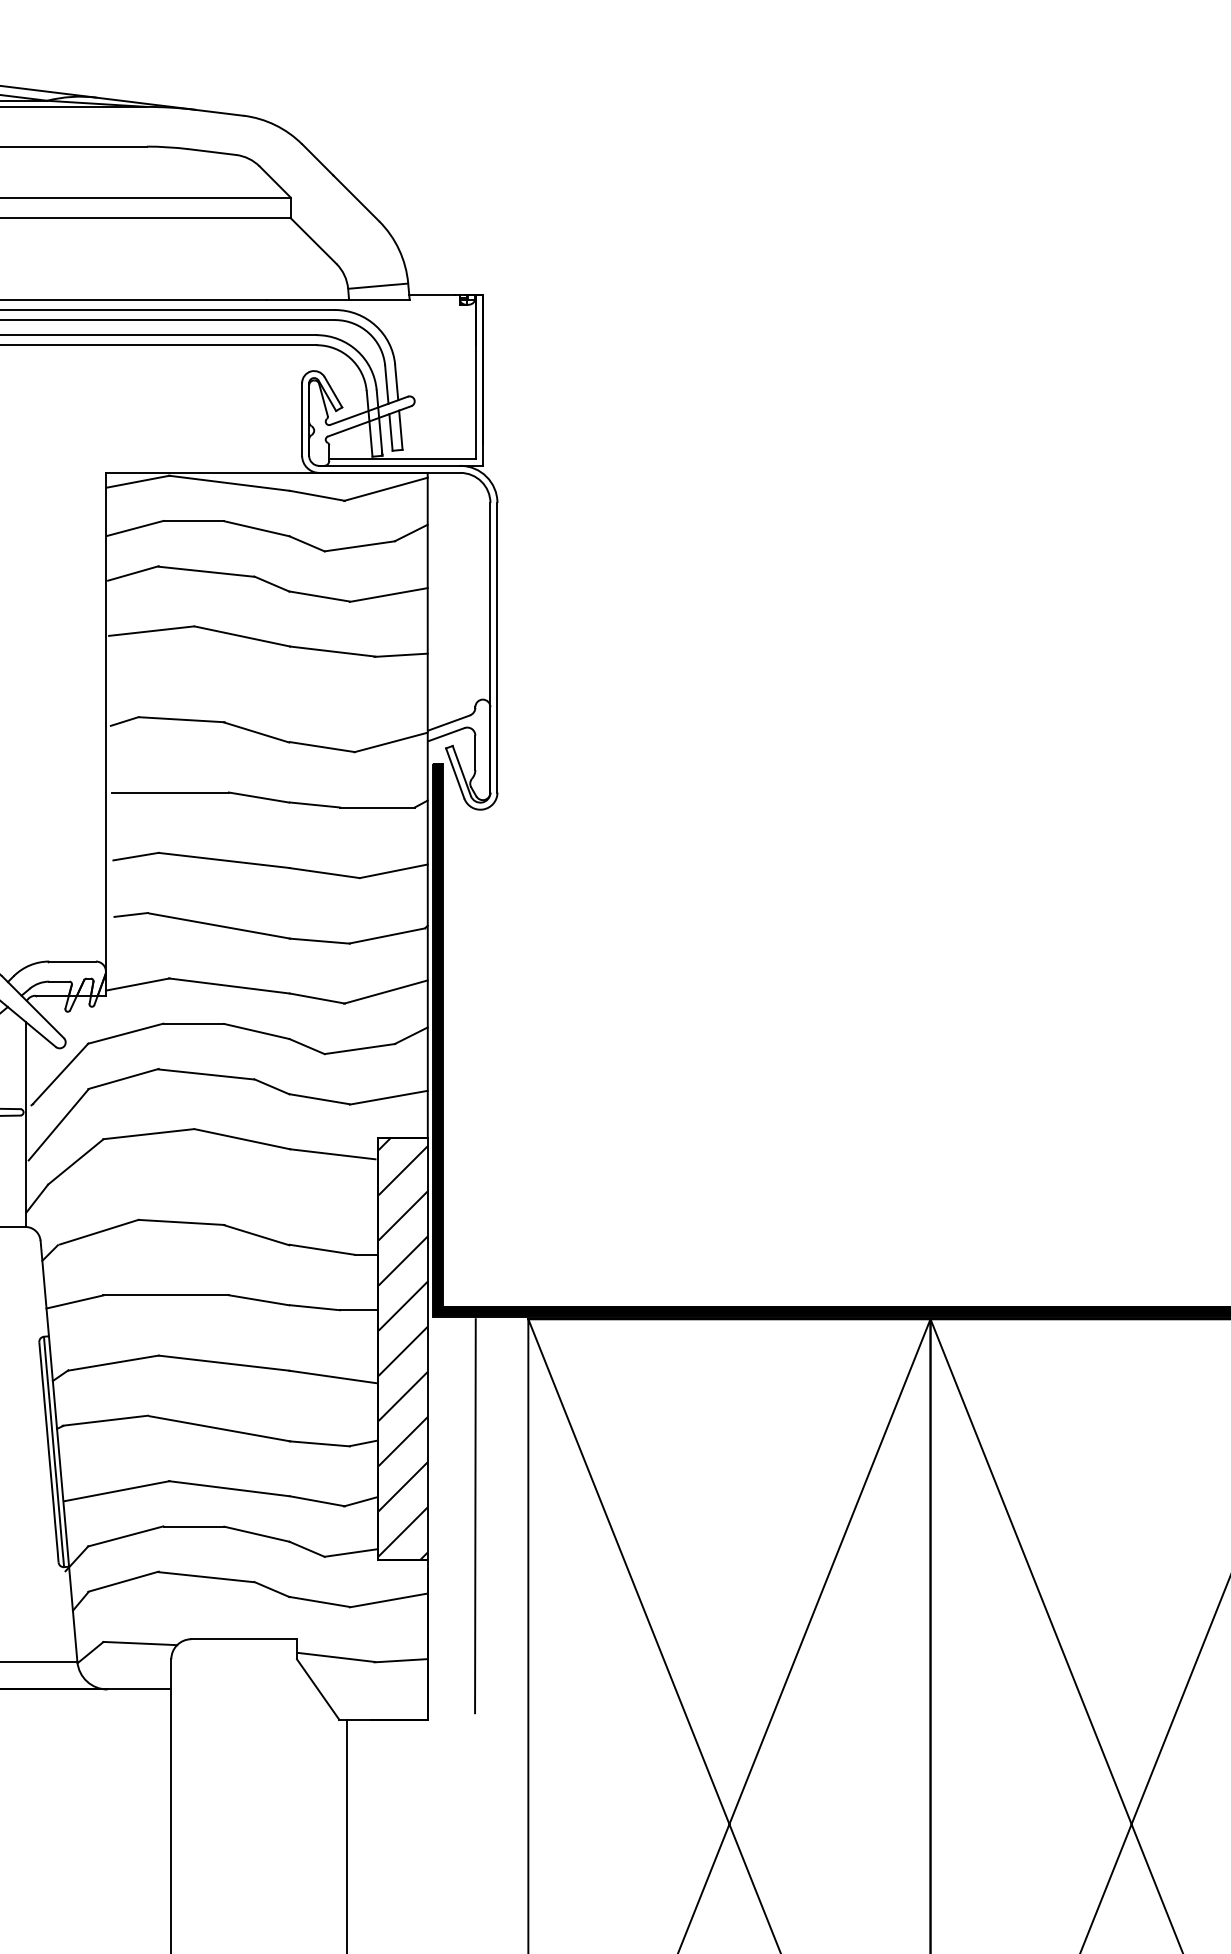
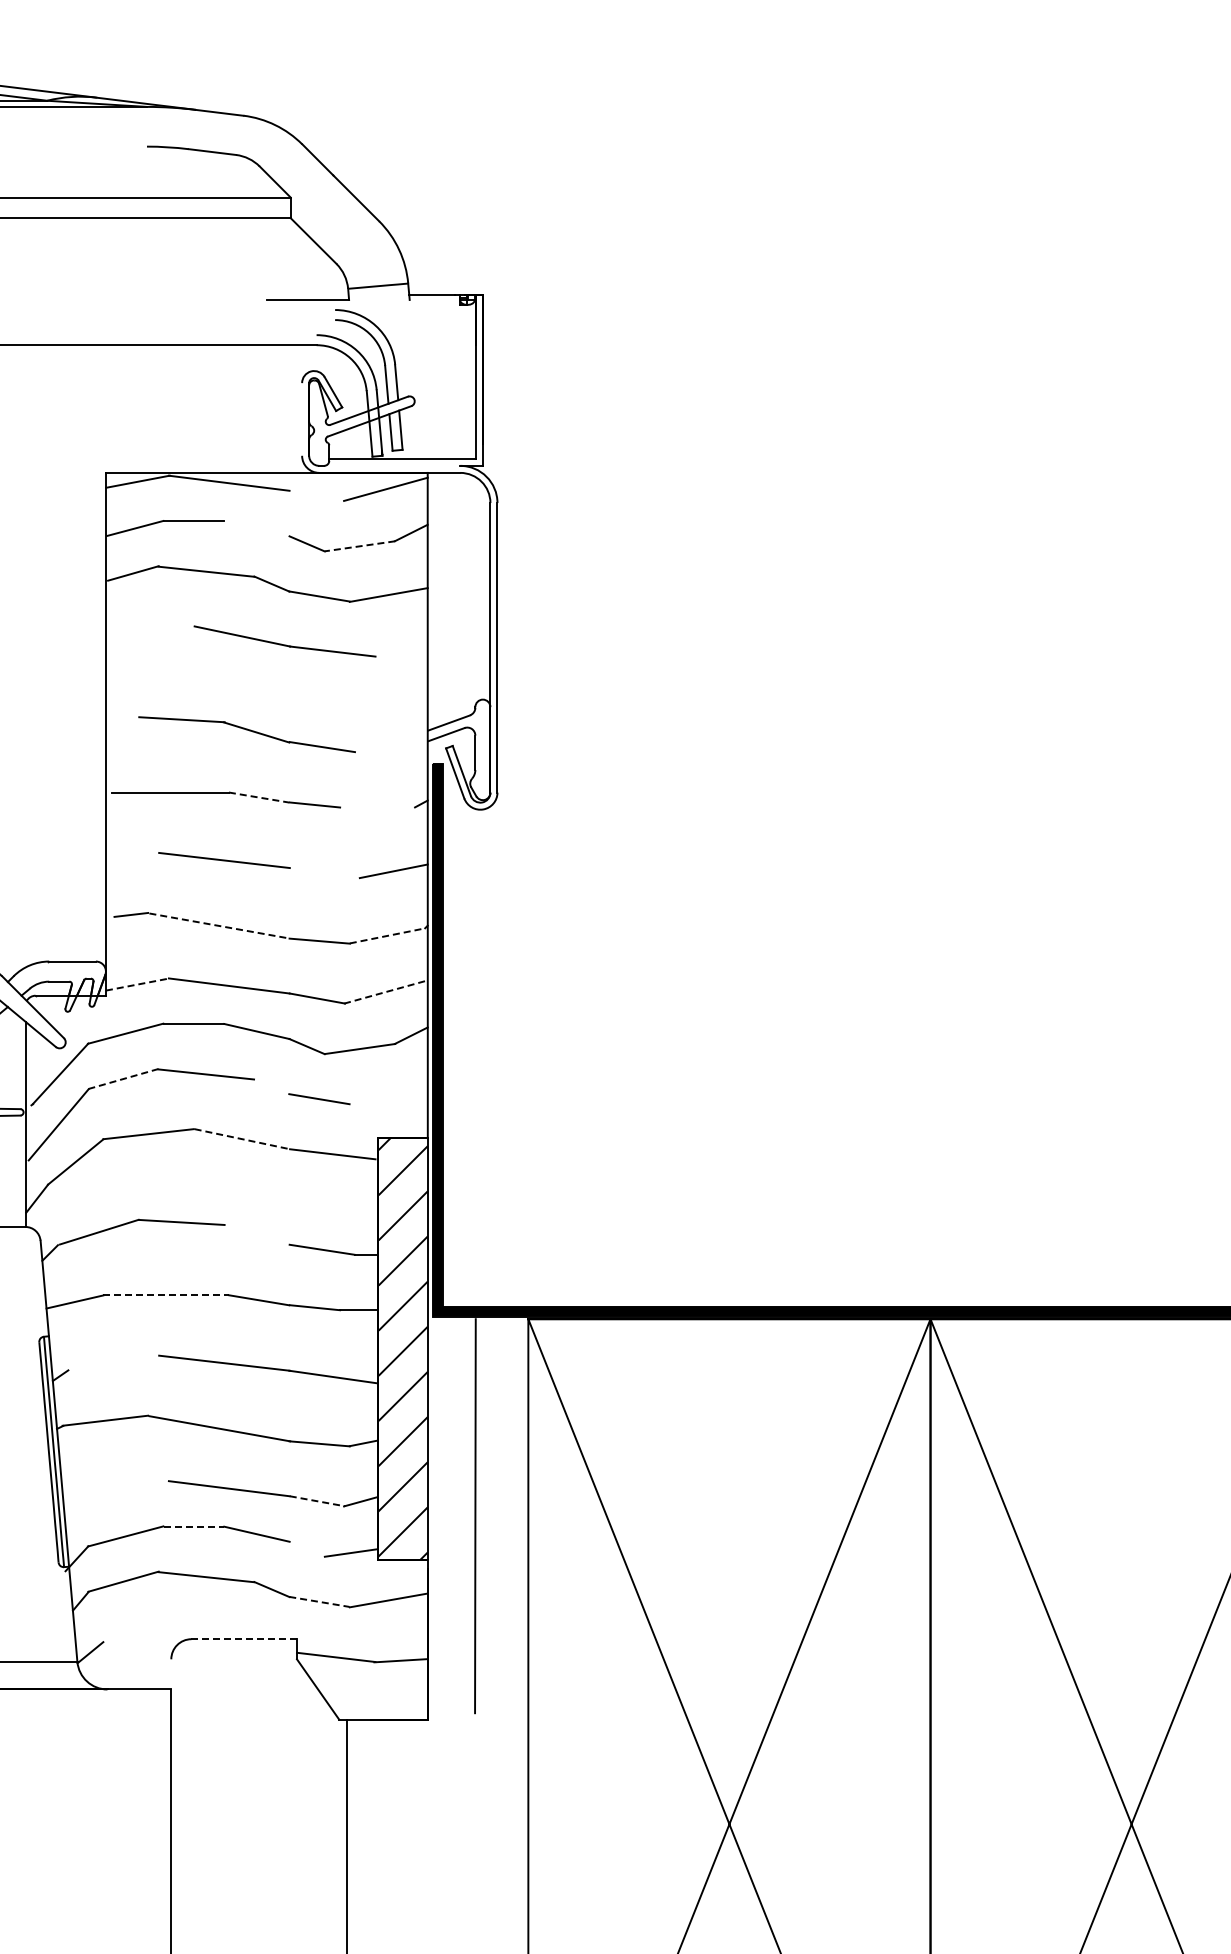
line: present -> none (74, 146)
line: present -> none (134, 299)
line: present -> none (379, 299)
line: present -> none (168, 310)
line: present -> none (168, 320)
line: present -> none (159, 335)
line: present -> none (302, 419)
line: present -> none (389, 465)
line: present -> none (317, 495)
line: present -> none (256, 528)
line: solid -> dashed (360, 546)
line: present -> none (151, 630)
line: present -> none (400, 654)
line: present -> none (124, 721)
line: present -> none (390, 742)
line: solid -> dashed (259, 797)
line: present -> none (377, 807)
line: present -> none (135, 856)
line: present -> none (324, 873)
line: solid -> dashed (220, 926)
line: solid -> dashed (387, 935)
line: solid -> dashed (138, 984)
line: solid -> dashed (386, 991)
line: solid -> dashed (123, 1078)
line: present -> none (271, 1086)
line: present -> none (388, 1097)
line: solid -> dashed (242, 1139)
line: present -> none (256, 1235)
line: solid -> dashed (166, 1295)
line: present -> none (113, 1362)
line: present -> none (116, 1491)
line: solid -> dashed (317, 1501)
line: solid -> dashed (194, 1526)
line: present -> none (306, 1548)
line: solid -> dashed (319, 1601)
line: solid -> dashed (244, 1639)
line: present -> none (140, 1643)
line: present -> none (171, 1674)
